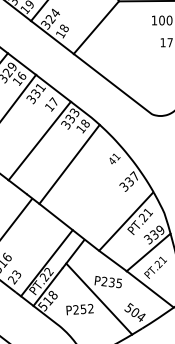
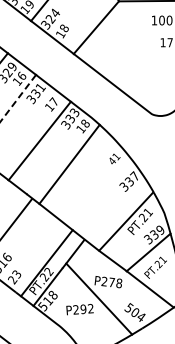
line: solid -> dashed (18, 98)
text: P235 -> P278 (115, 282)
text: P252 -> P292 (83, 308)
